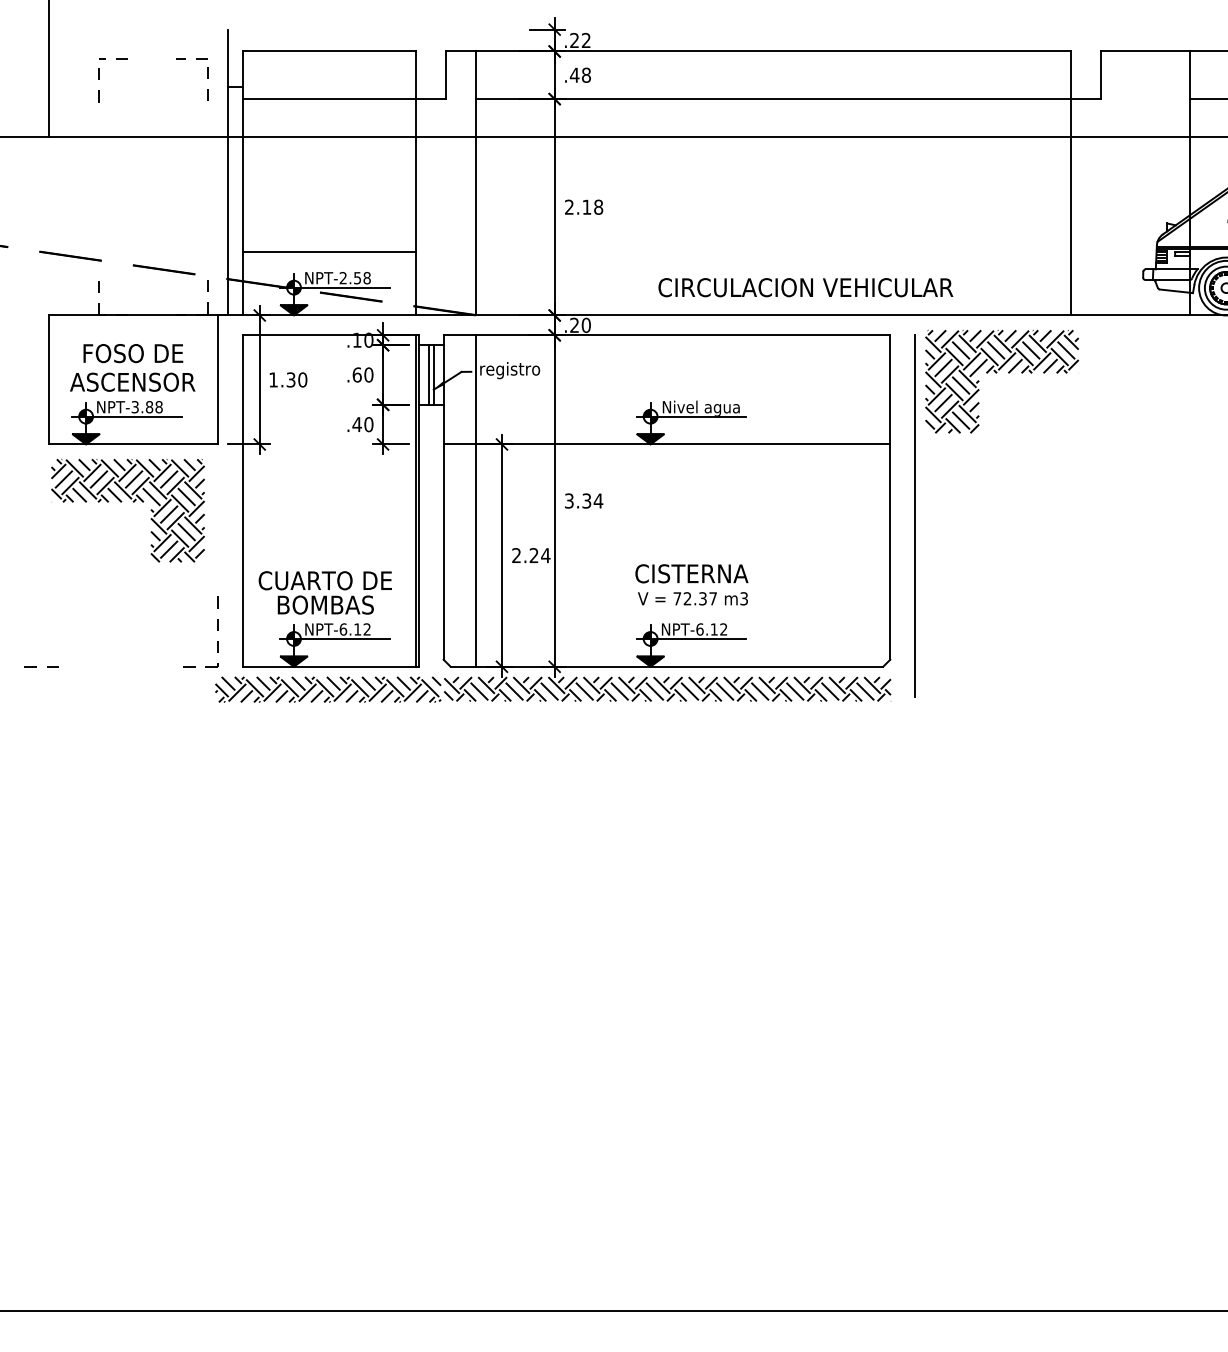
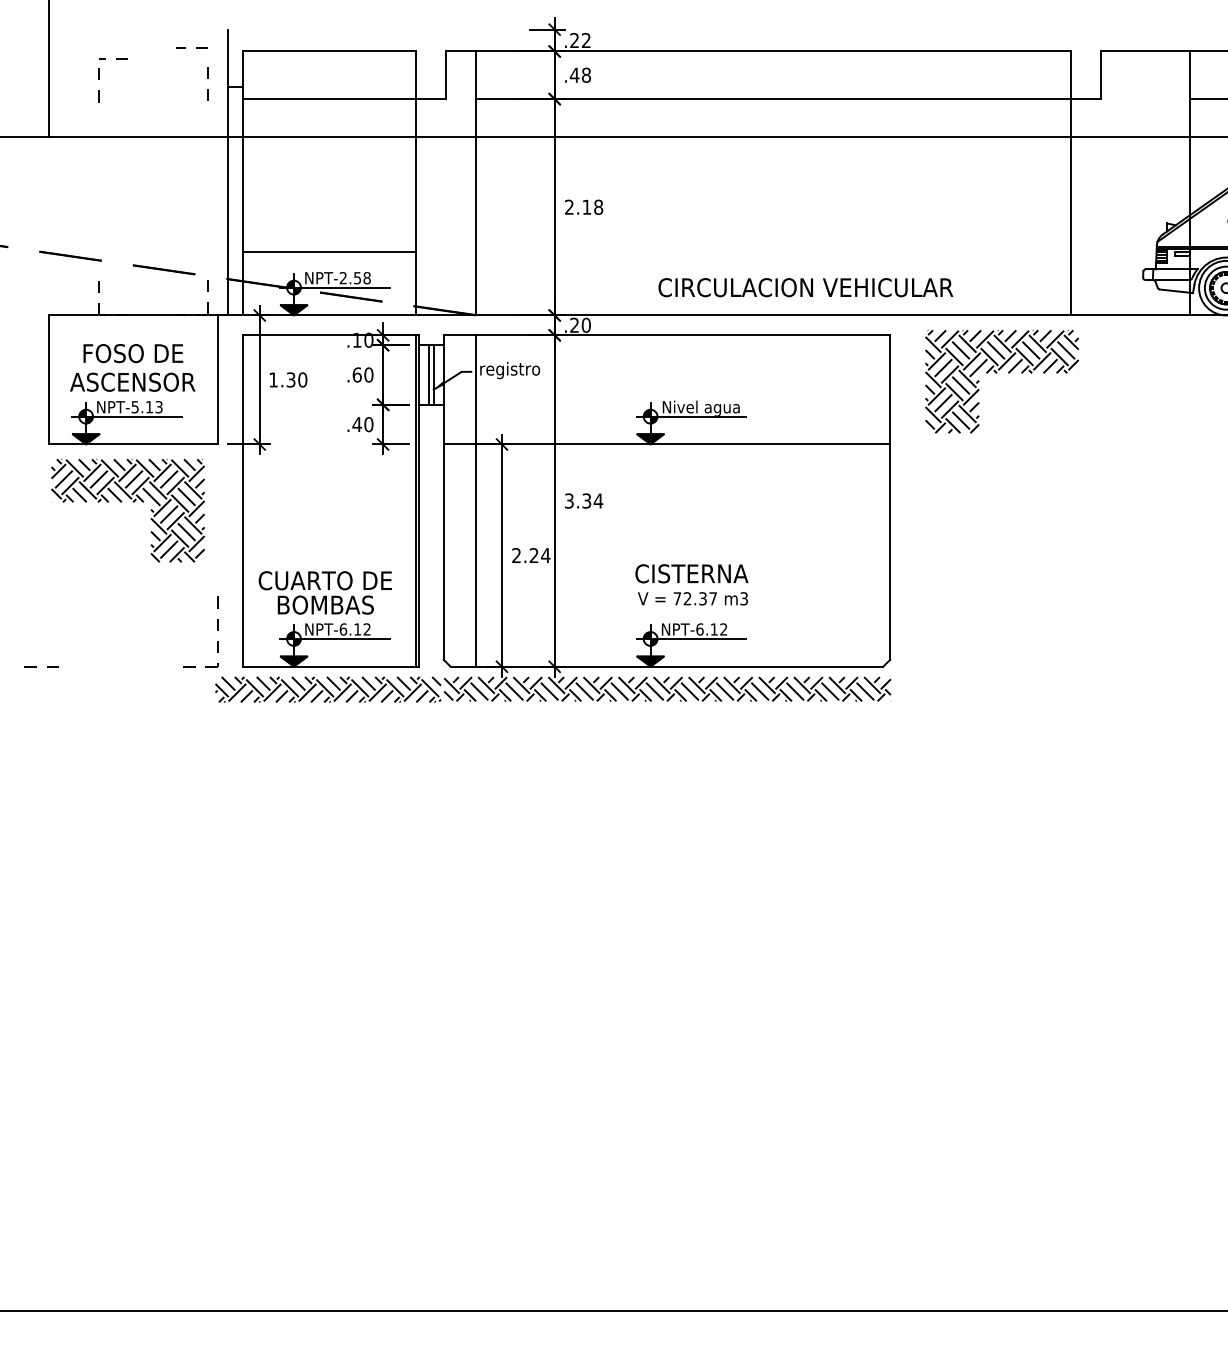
line position: (196, 58) -> (196, 47) (196, 47)
text: NPT-3.88 -> NPT-5.13 (147, 407)
line: present -> none (915, 515)
